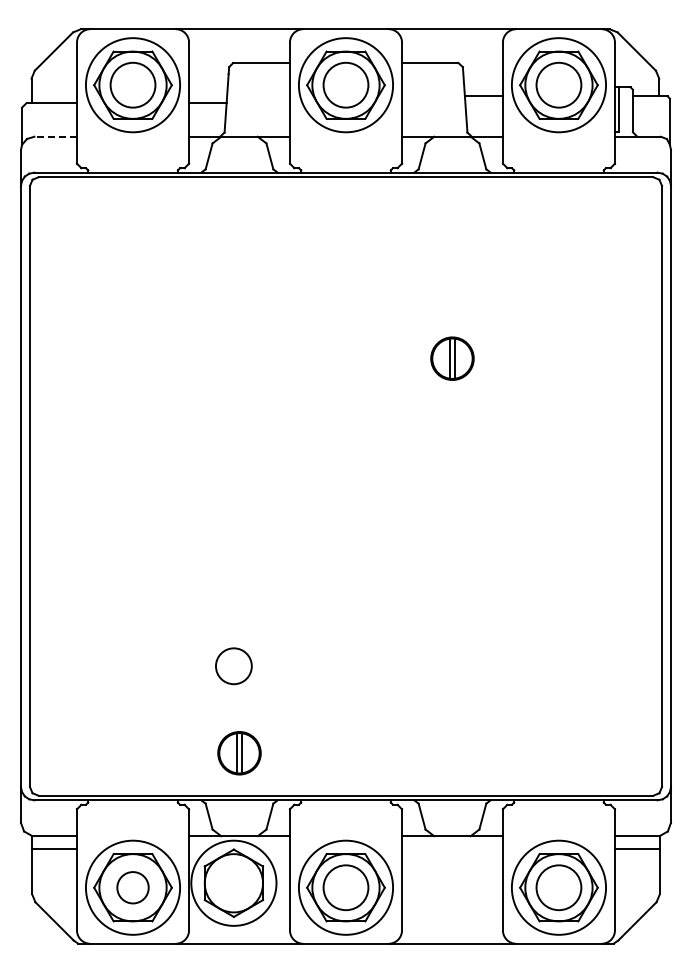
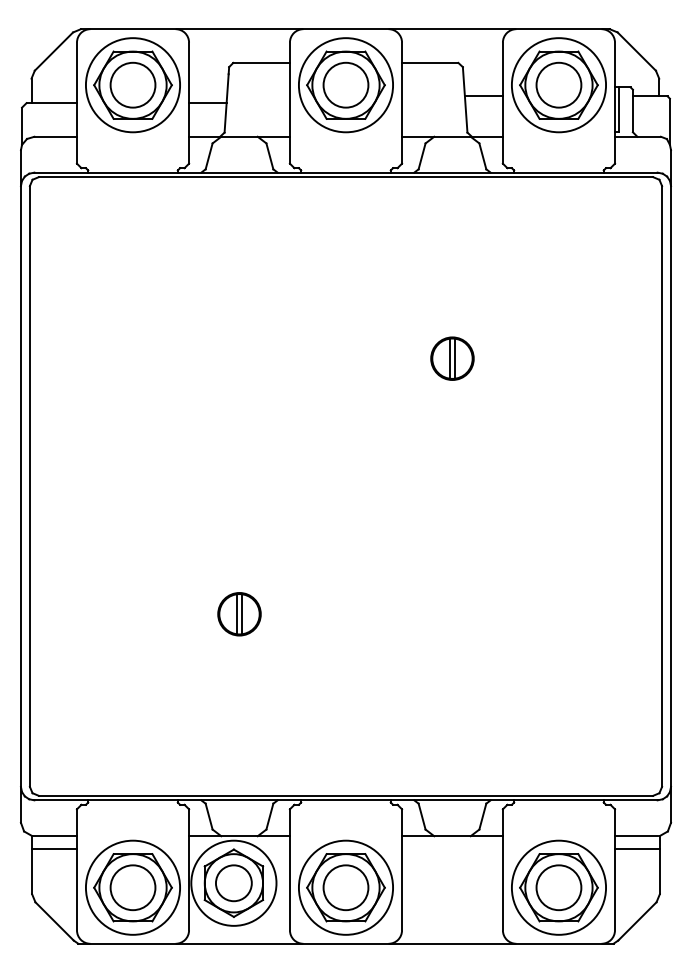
line: dashed -> solid (55, 136)
circle position: (233, 666) -> (233, 883) (233, 883)
part position: (239, 753) -> (239, 614) (239, 614)
circle diameter: 31 px -> 45 px (132, 887)
